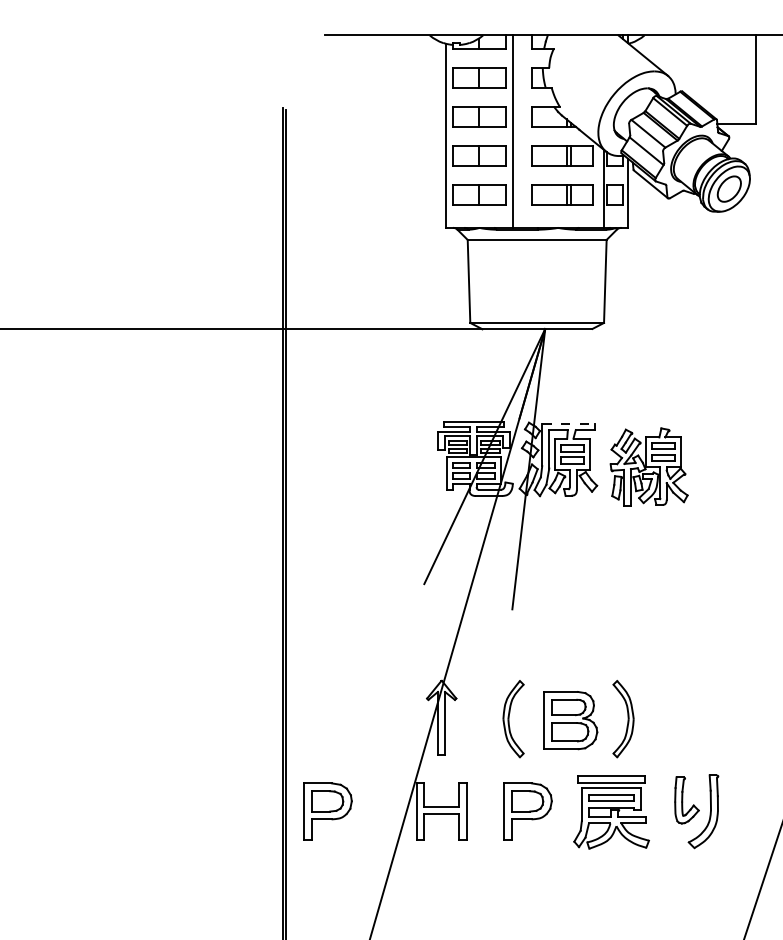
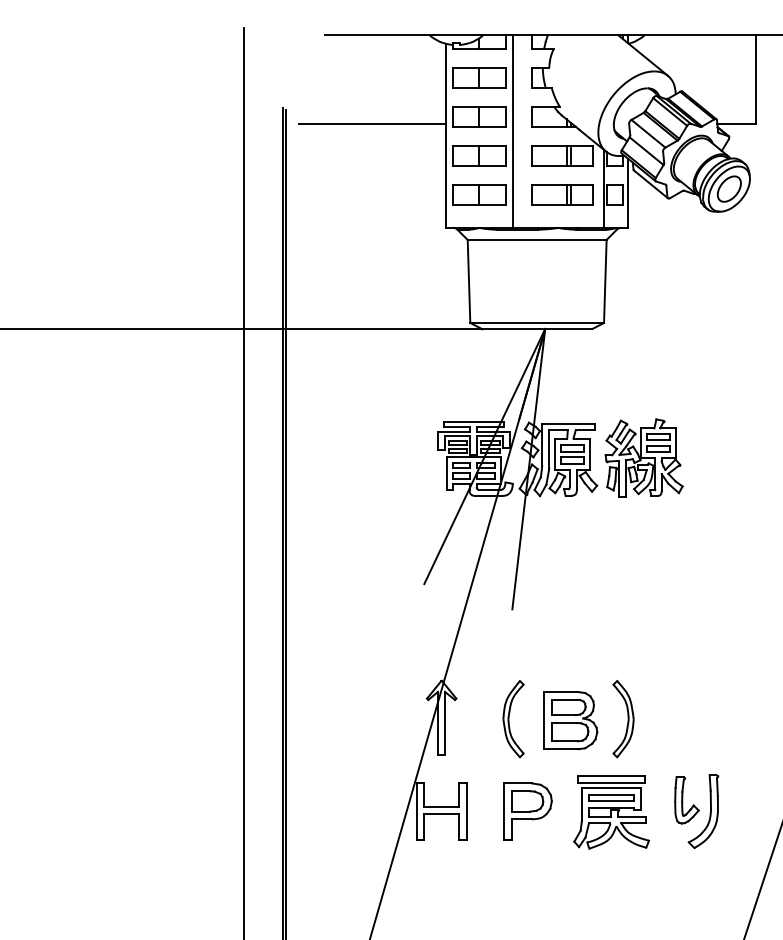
line: none -> present (372, 123)
line: dashed -> solid (569, 423)
part position: (648, 466) -> (643, 457) (643, 457)
line: none -> present (243, 482)
part: present -> none (327, 811)
